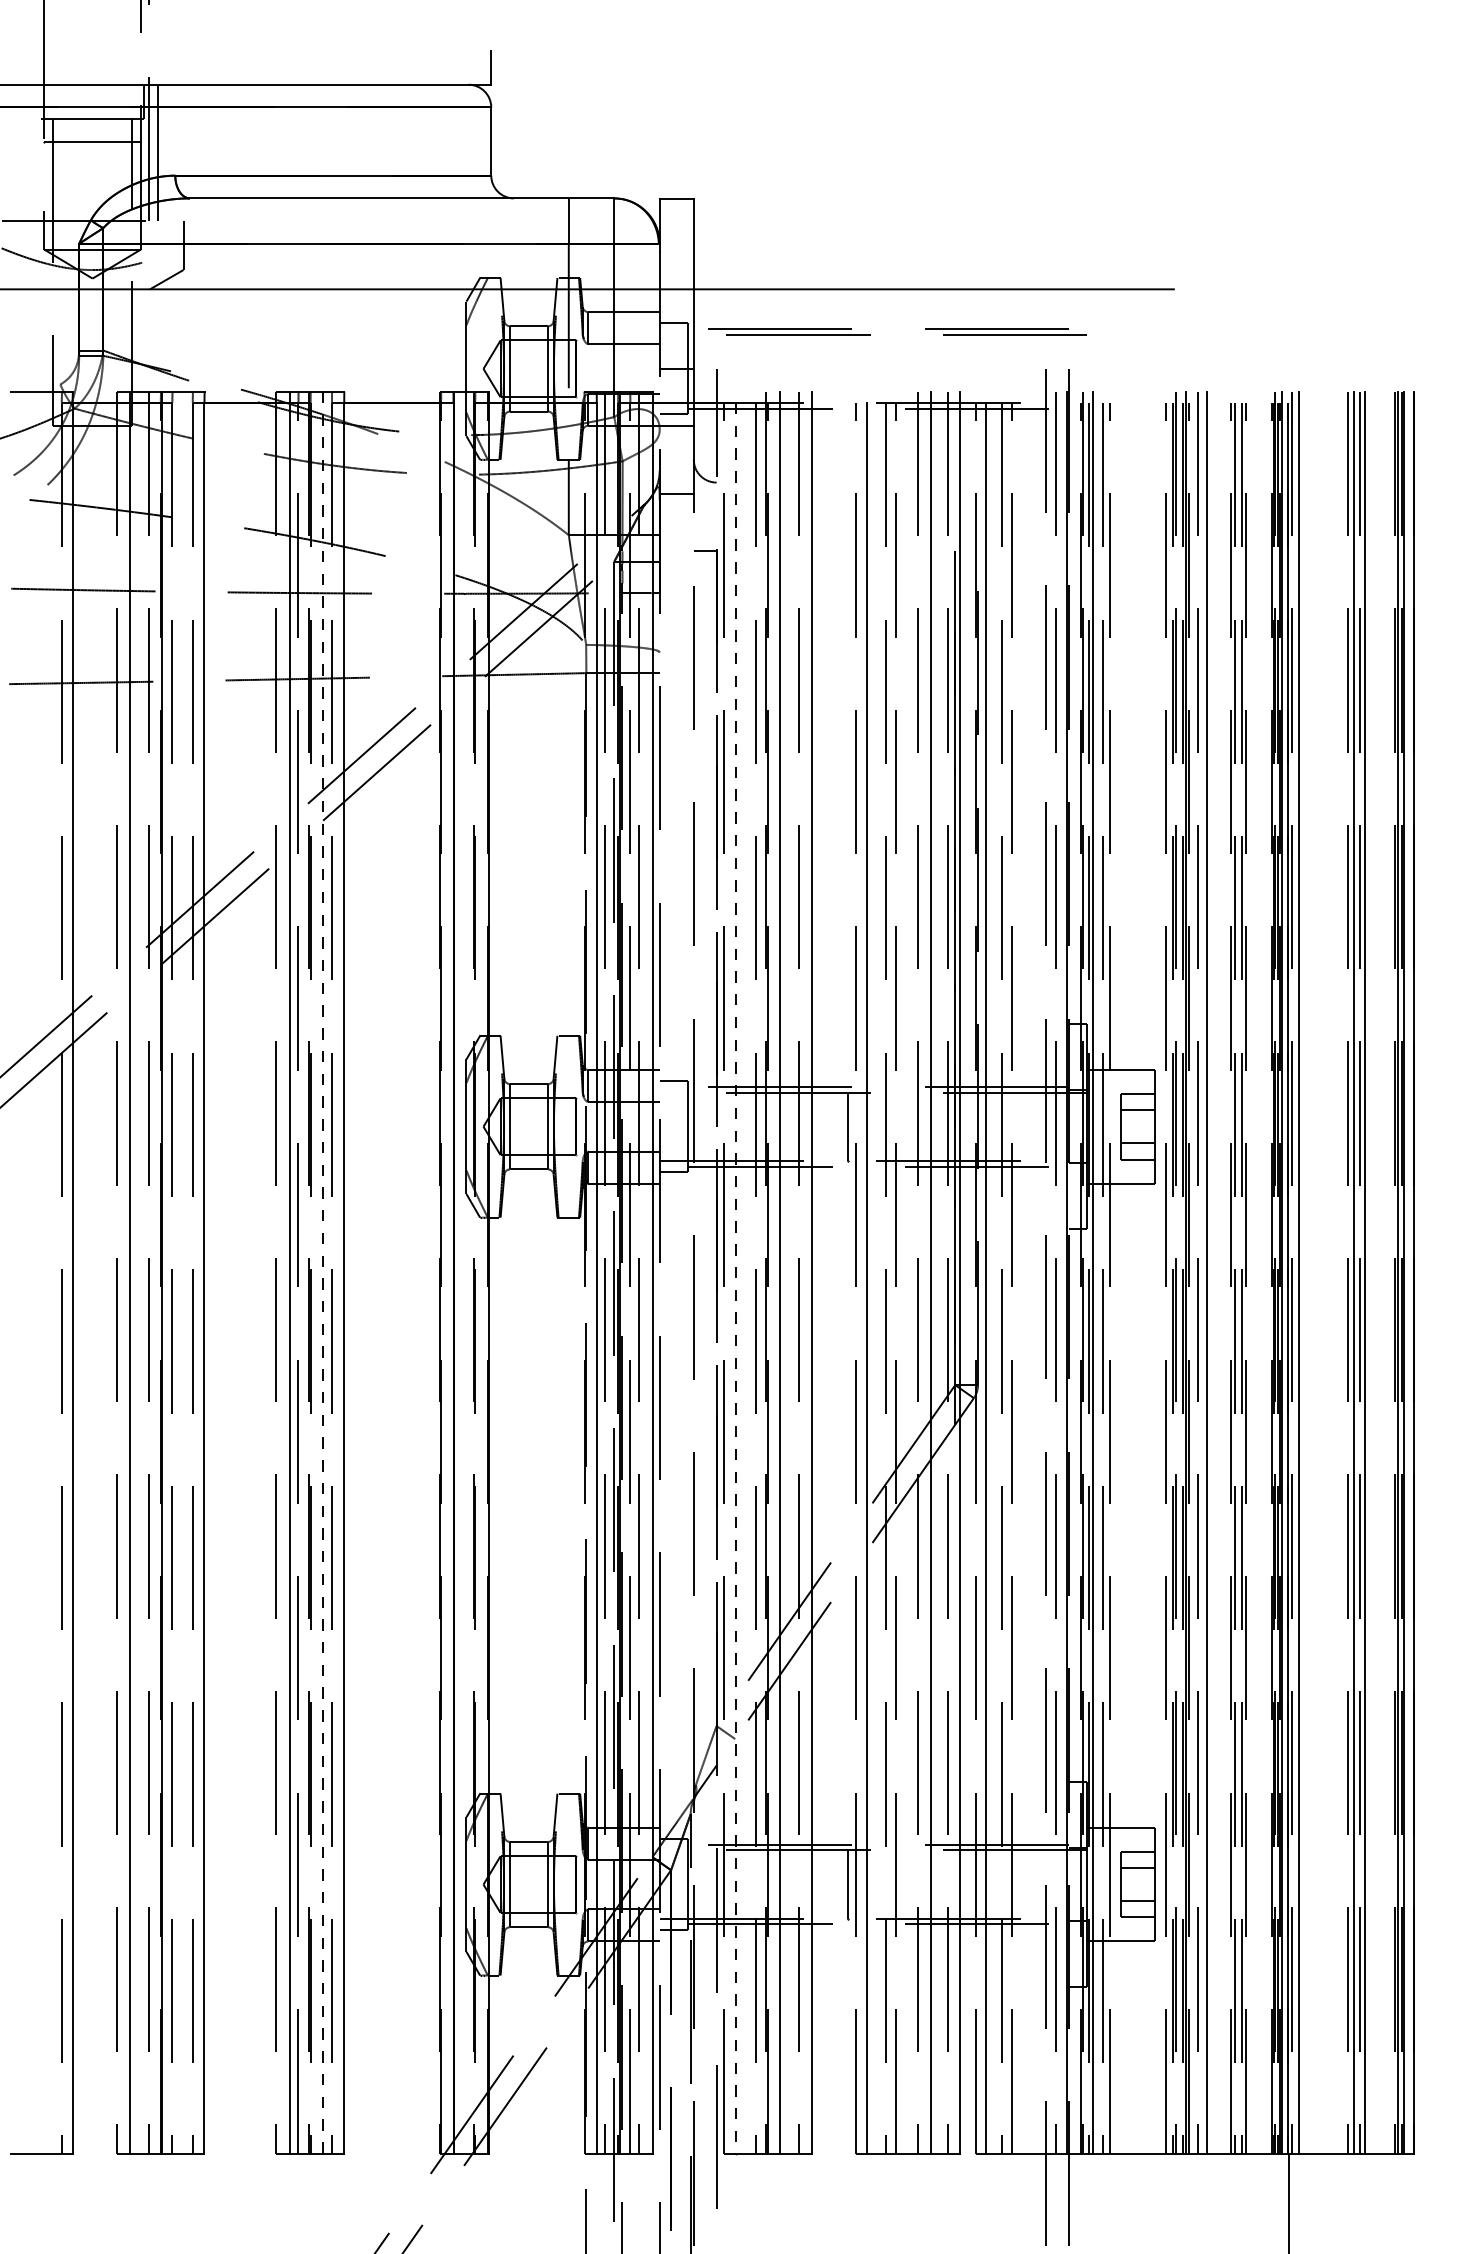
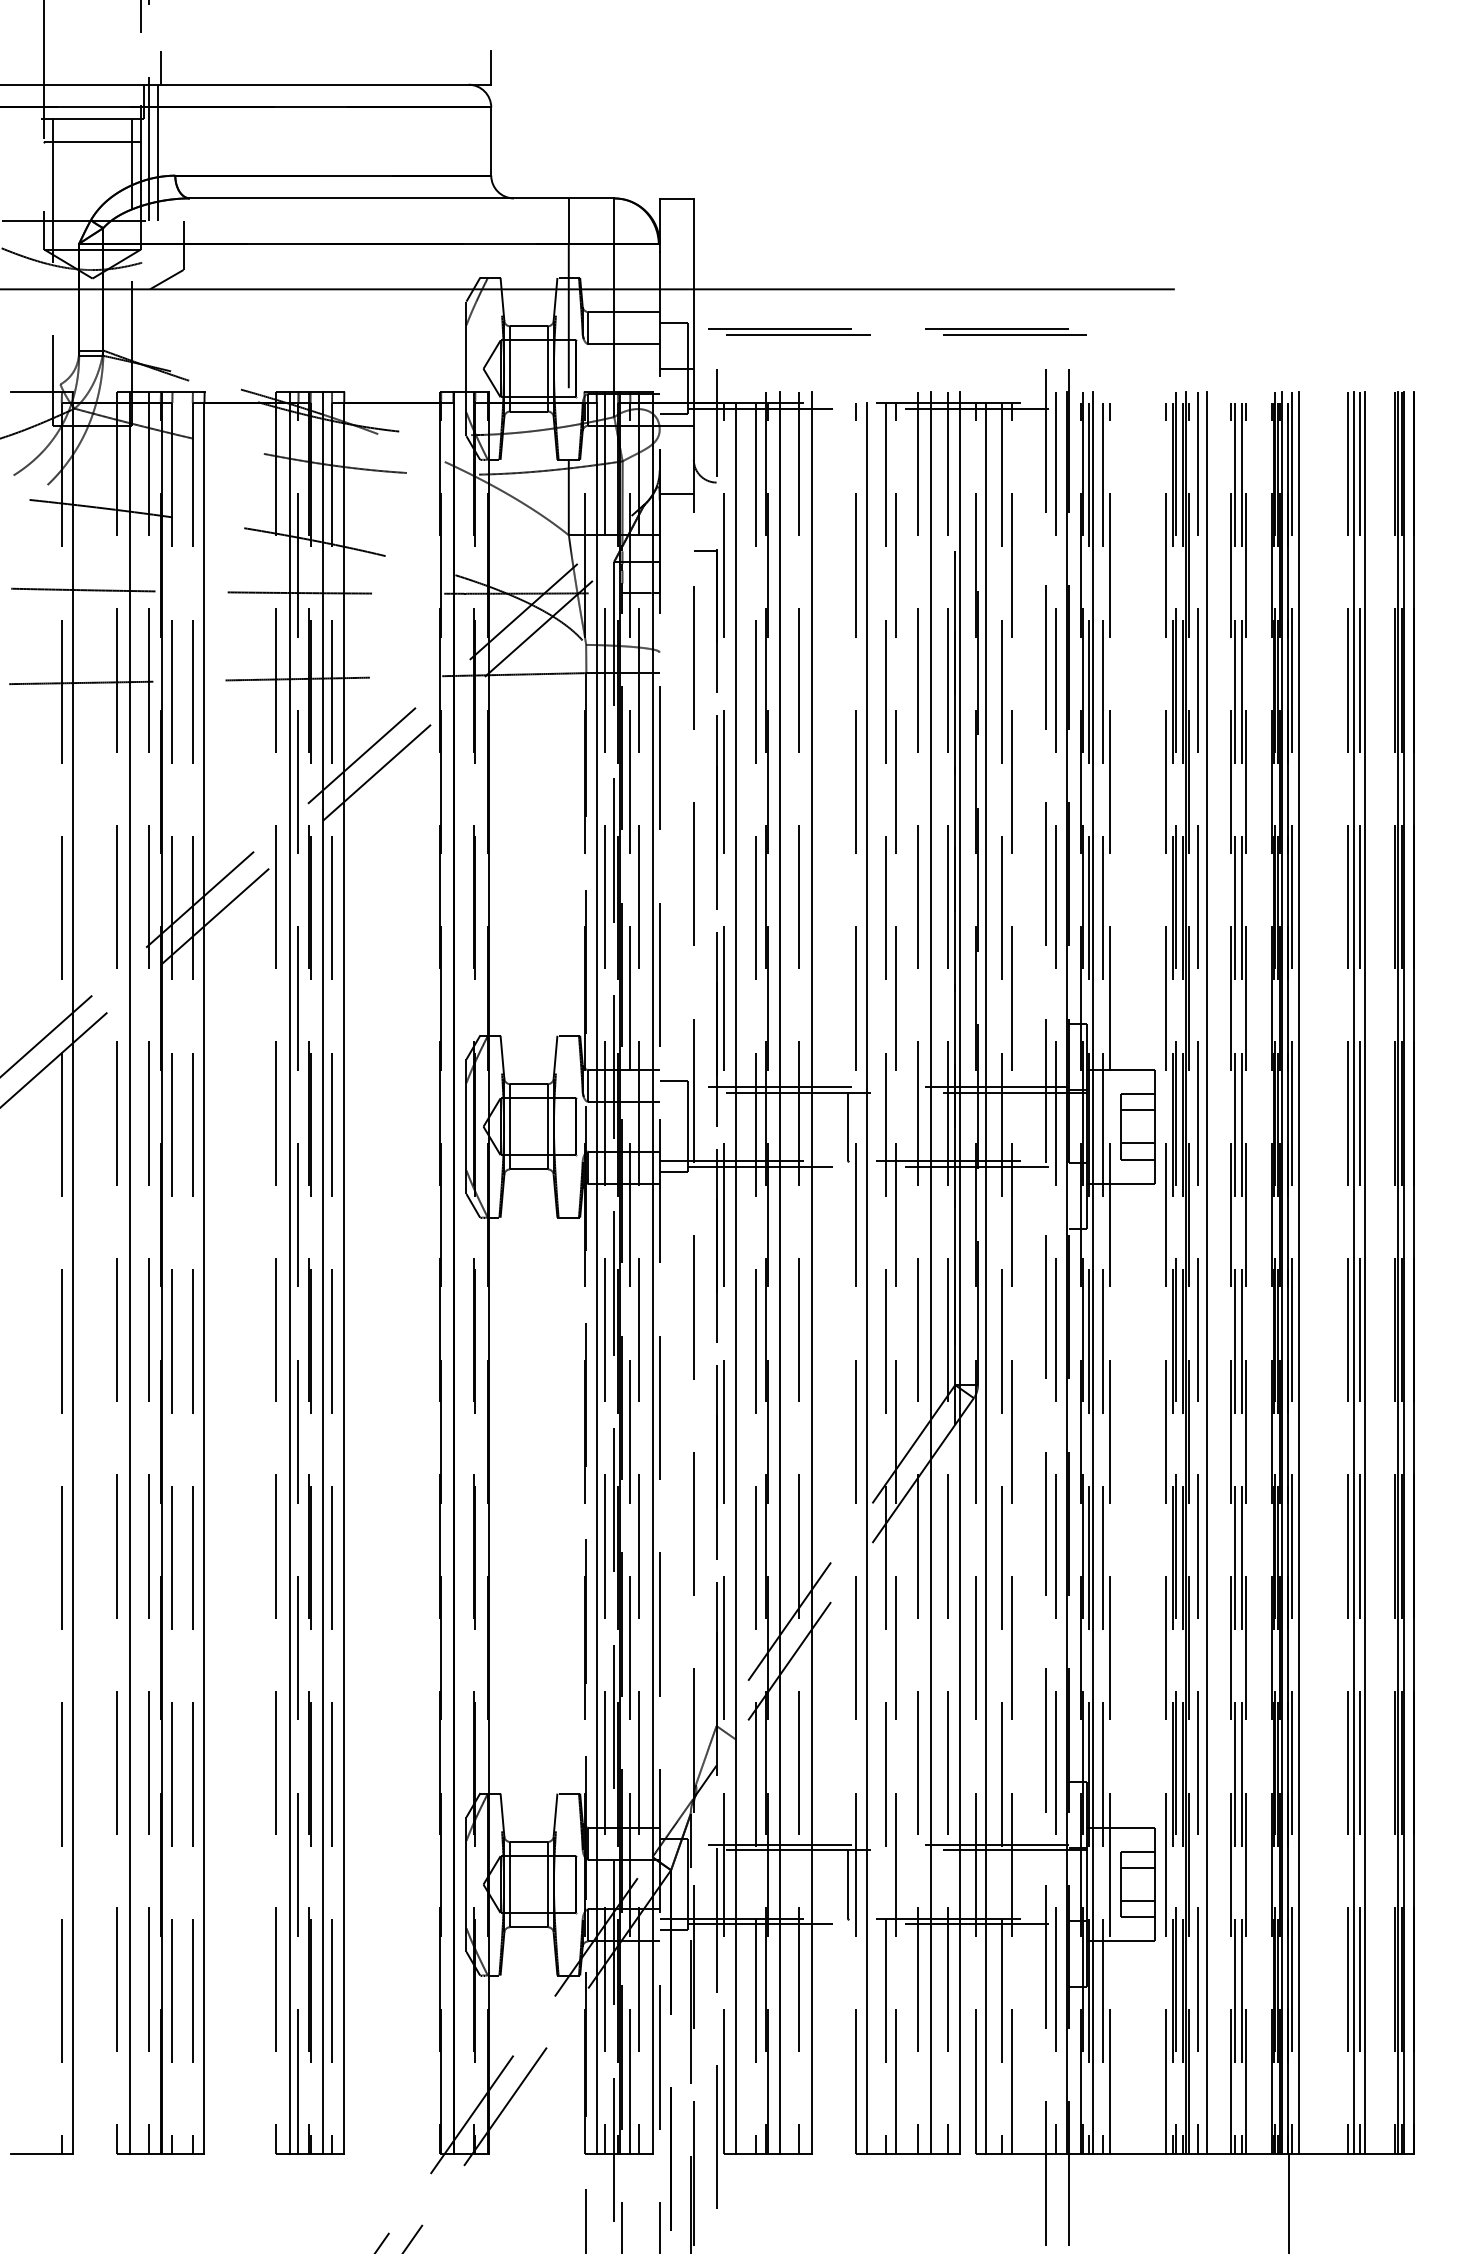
line: none -> present (160, 67)
line: dashed -> solid (323, 1272)
line: dashed -> solid (736, 1278)
